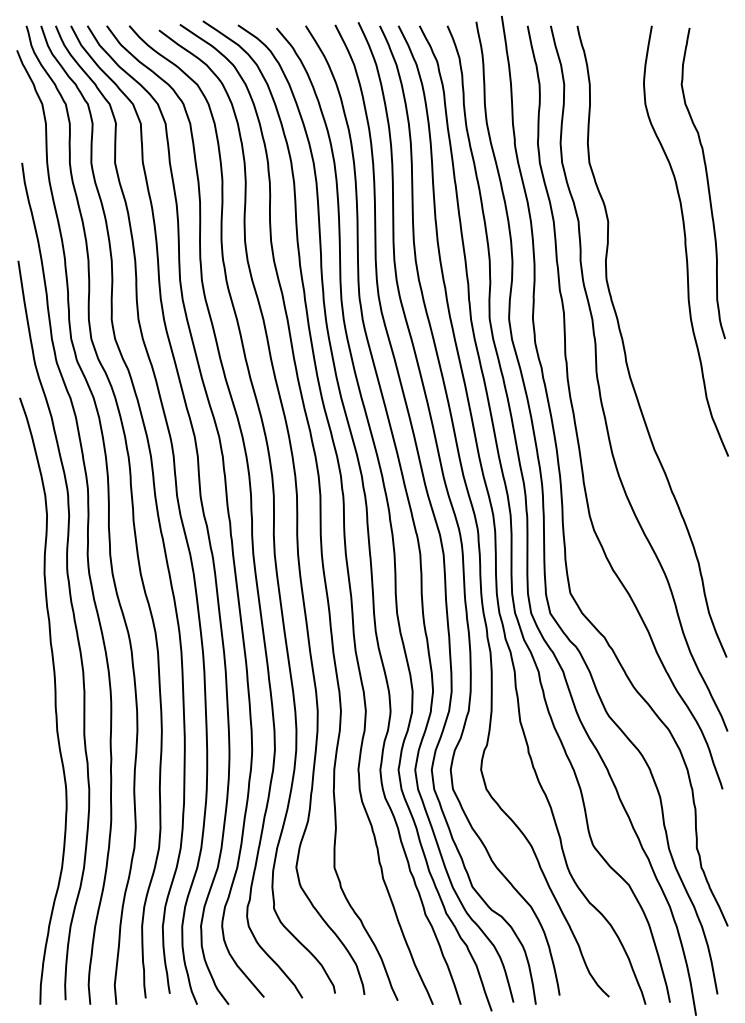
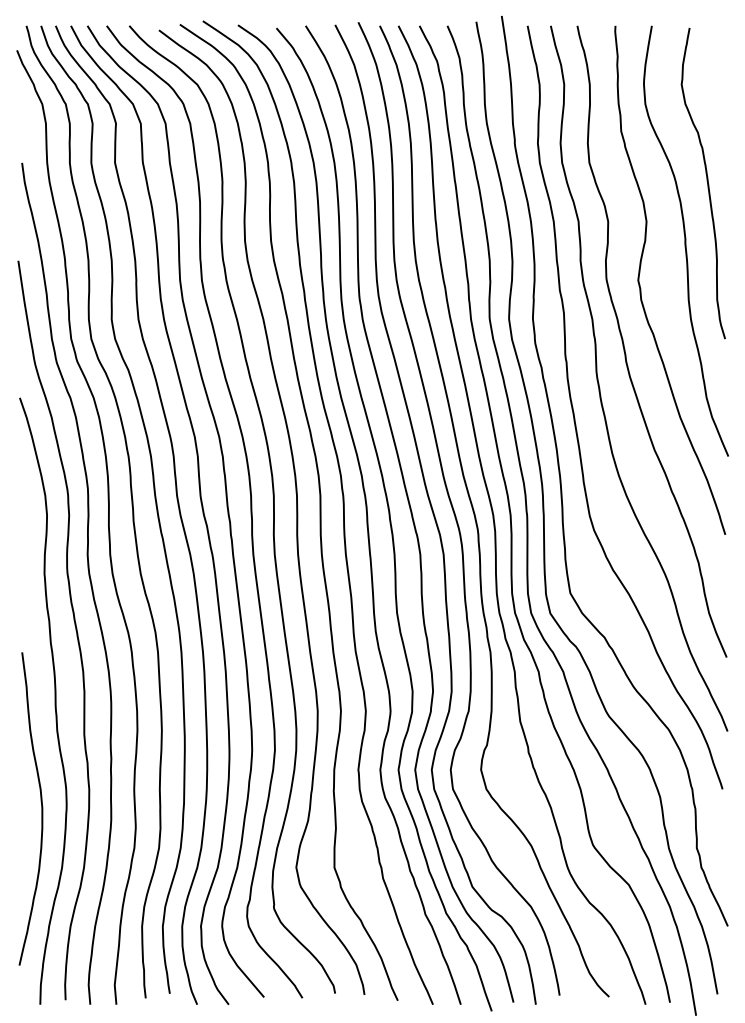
curve: none -> present (641, 288)
curve: none -> present (41, 808)
